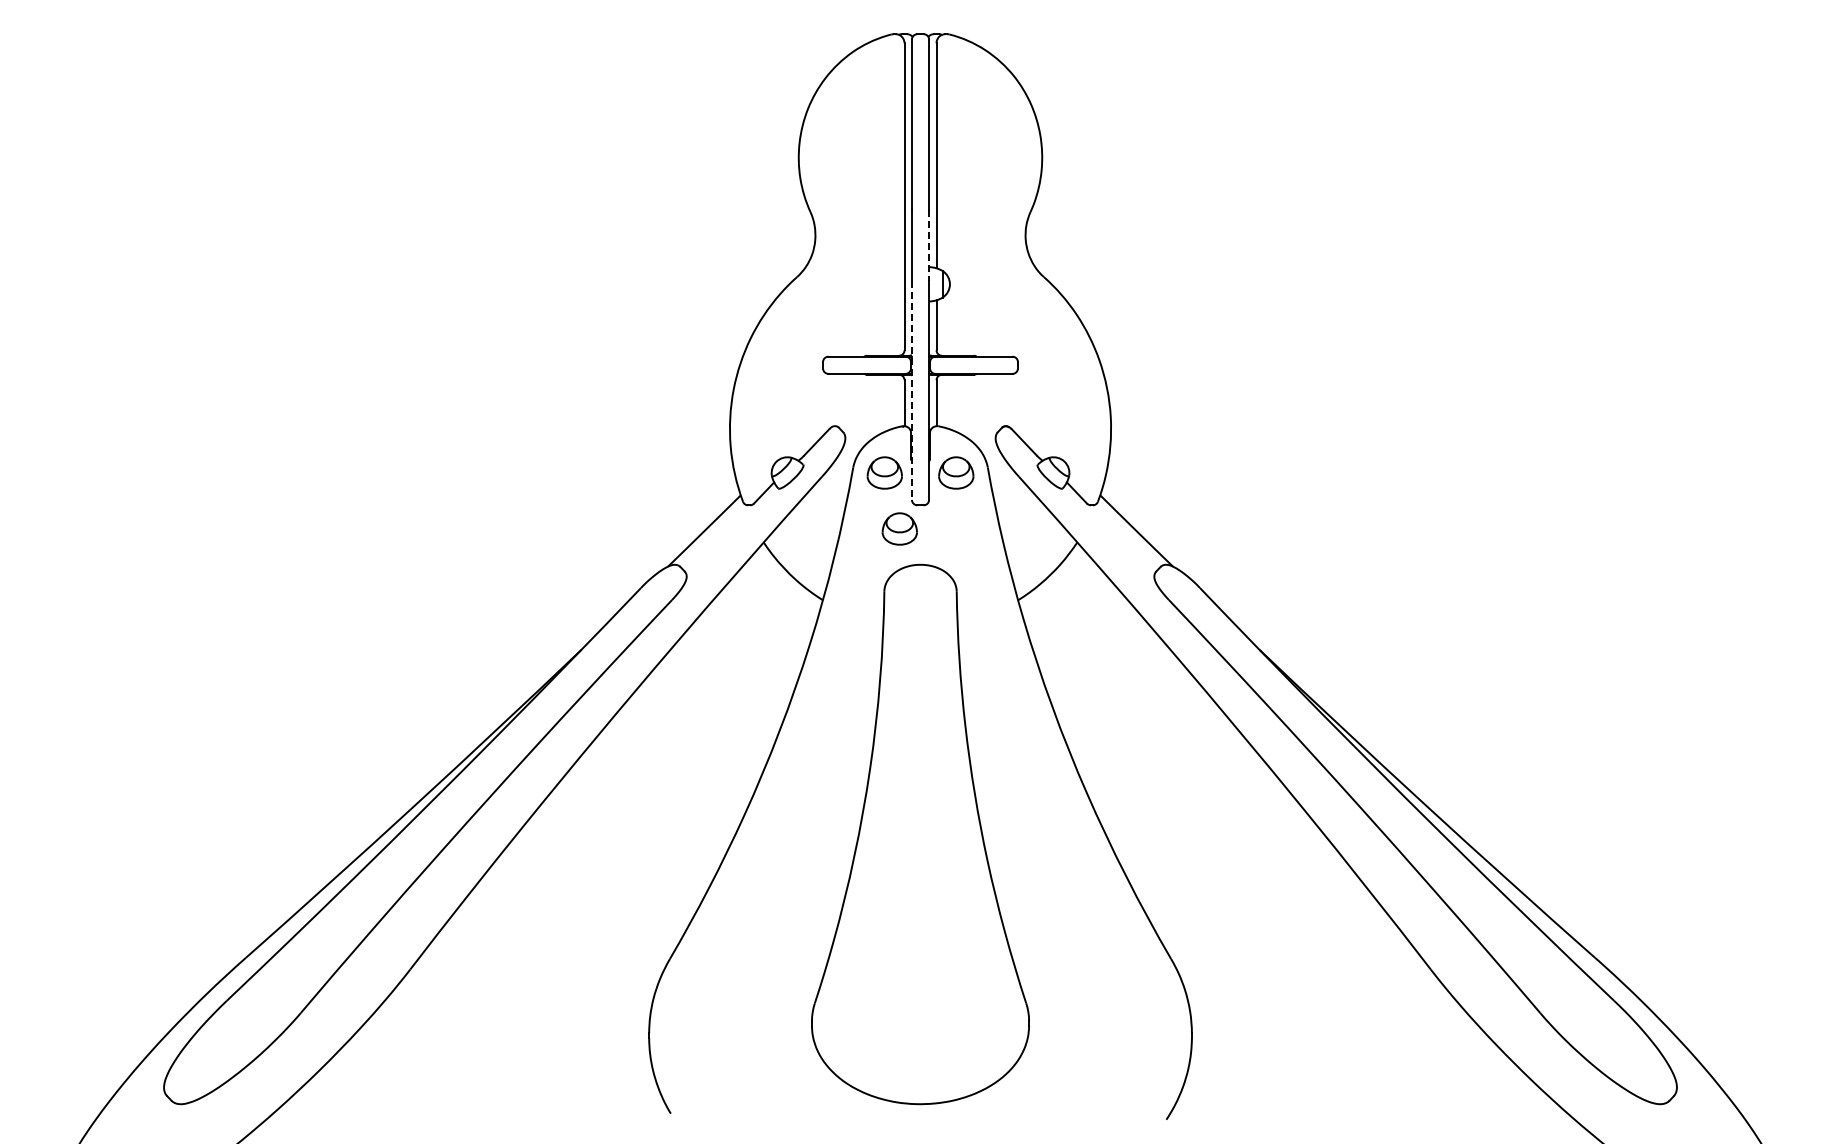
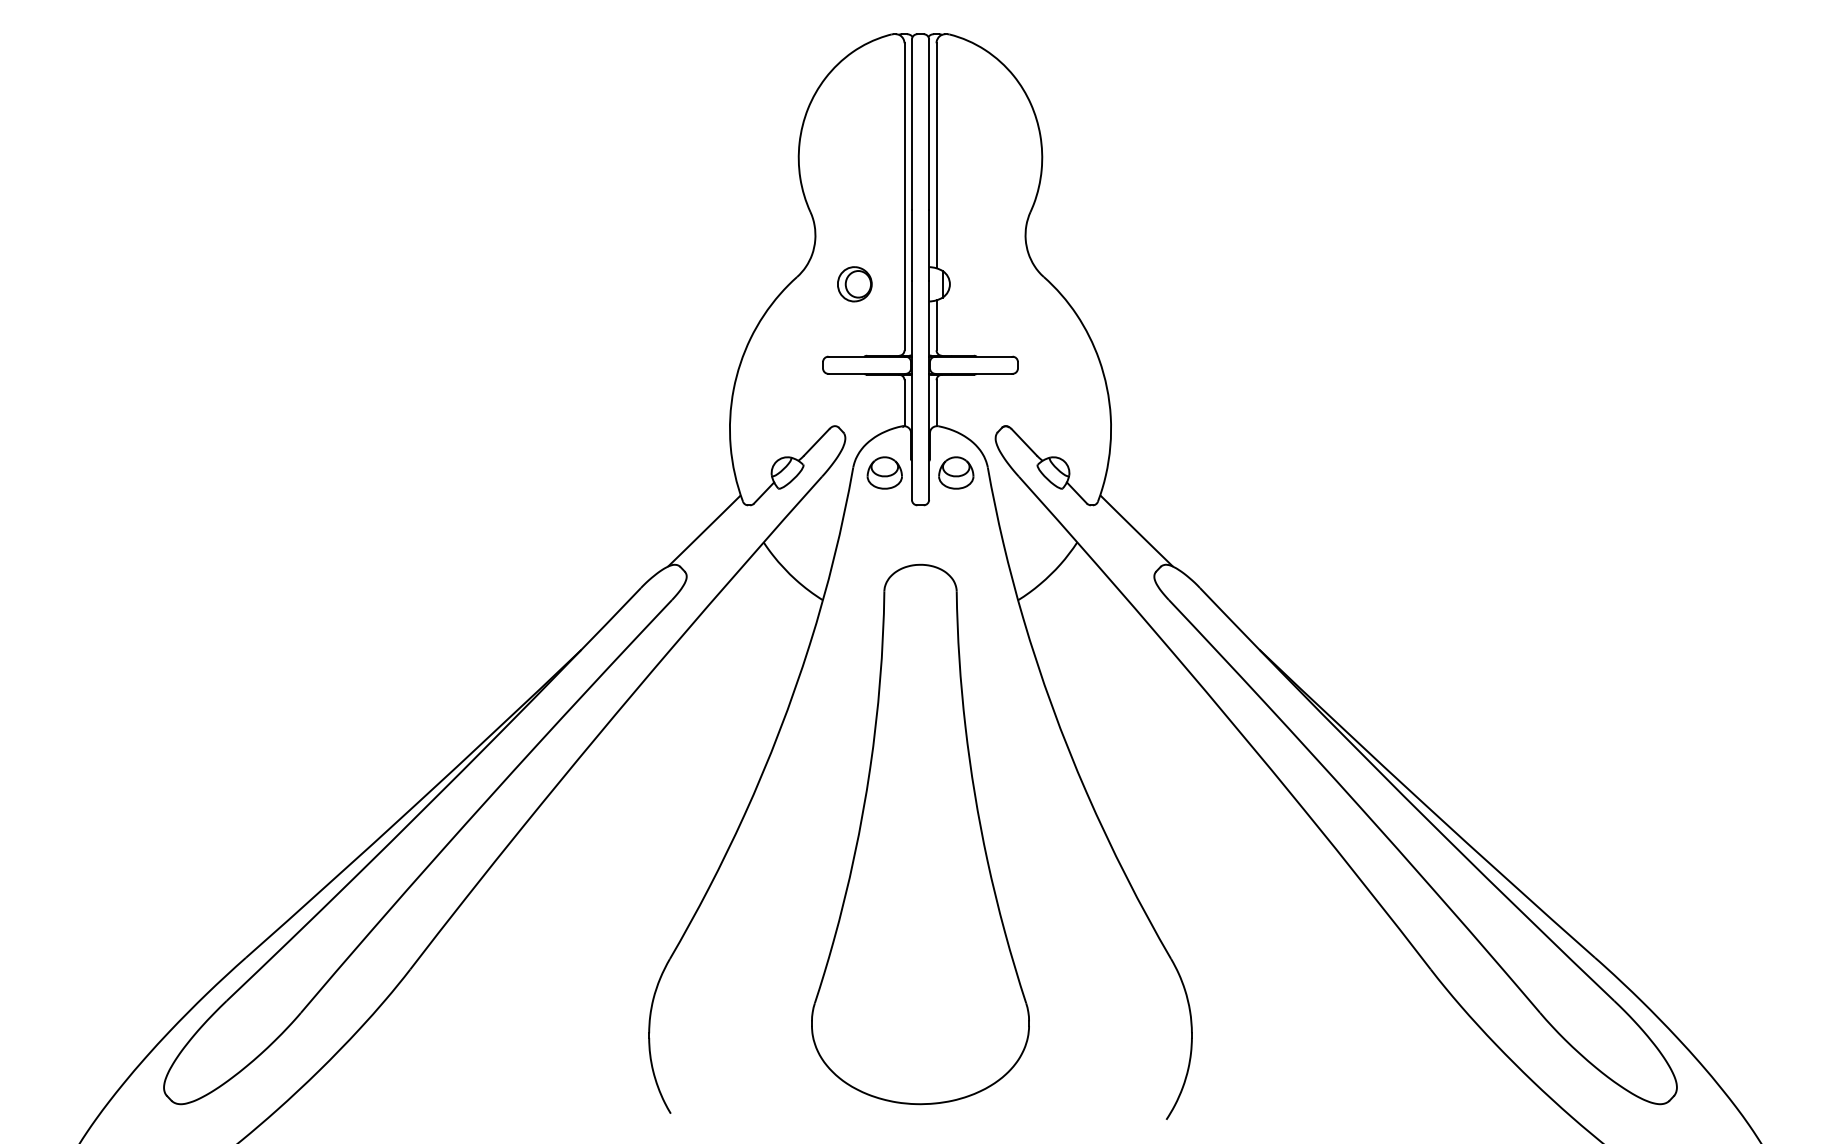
line: dashed -> solid (929, 245)
part: none -> present (854, 284)
line: dashed -> solid (911, 390)
part: present -> none (899, 528)
